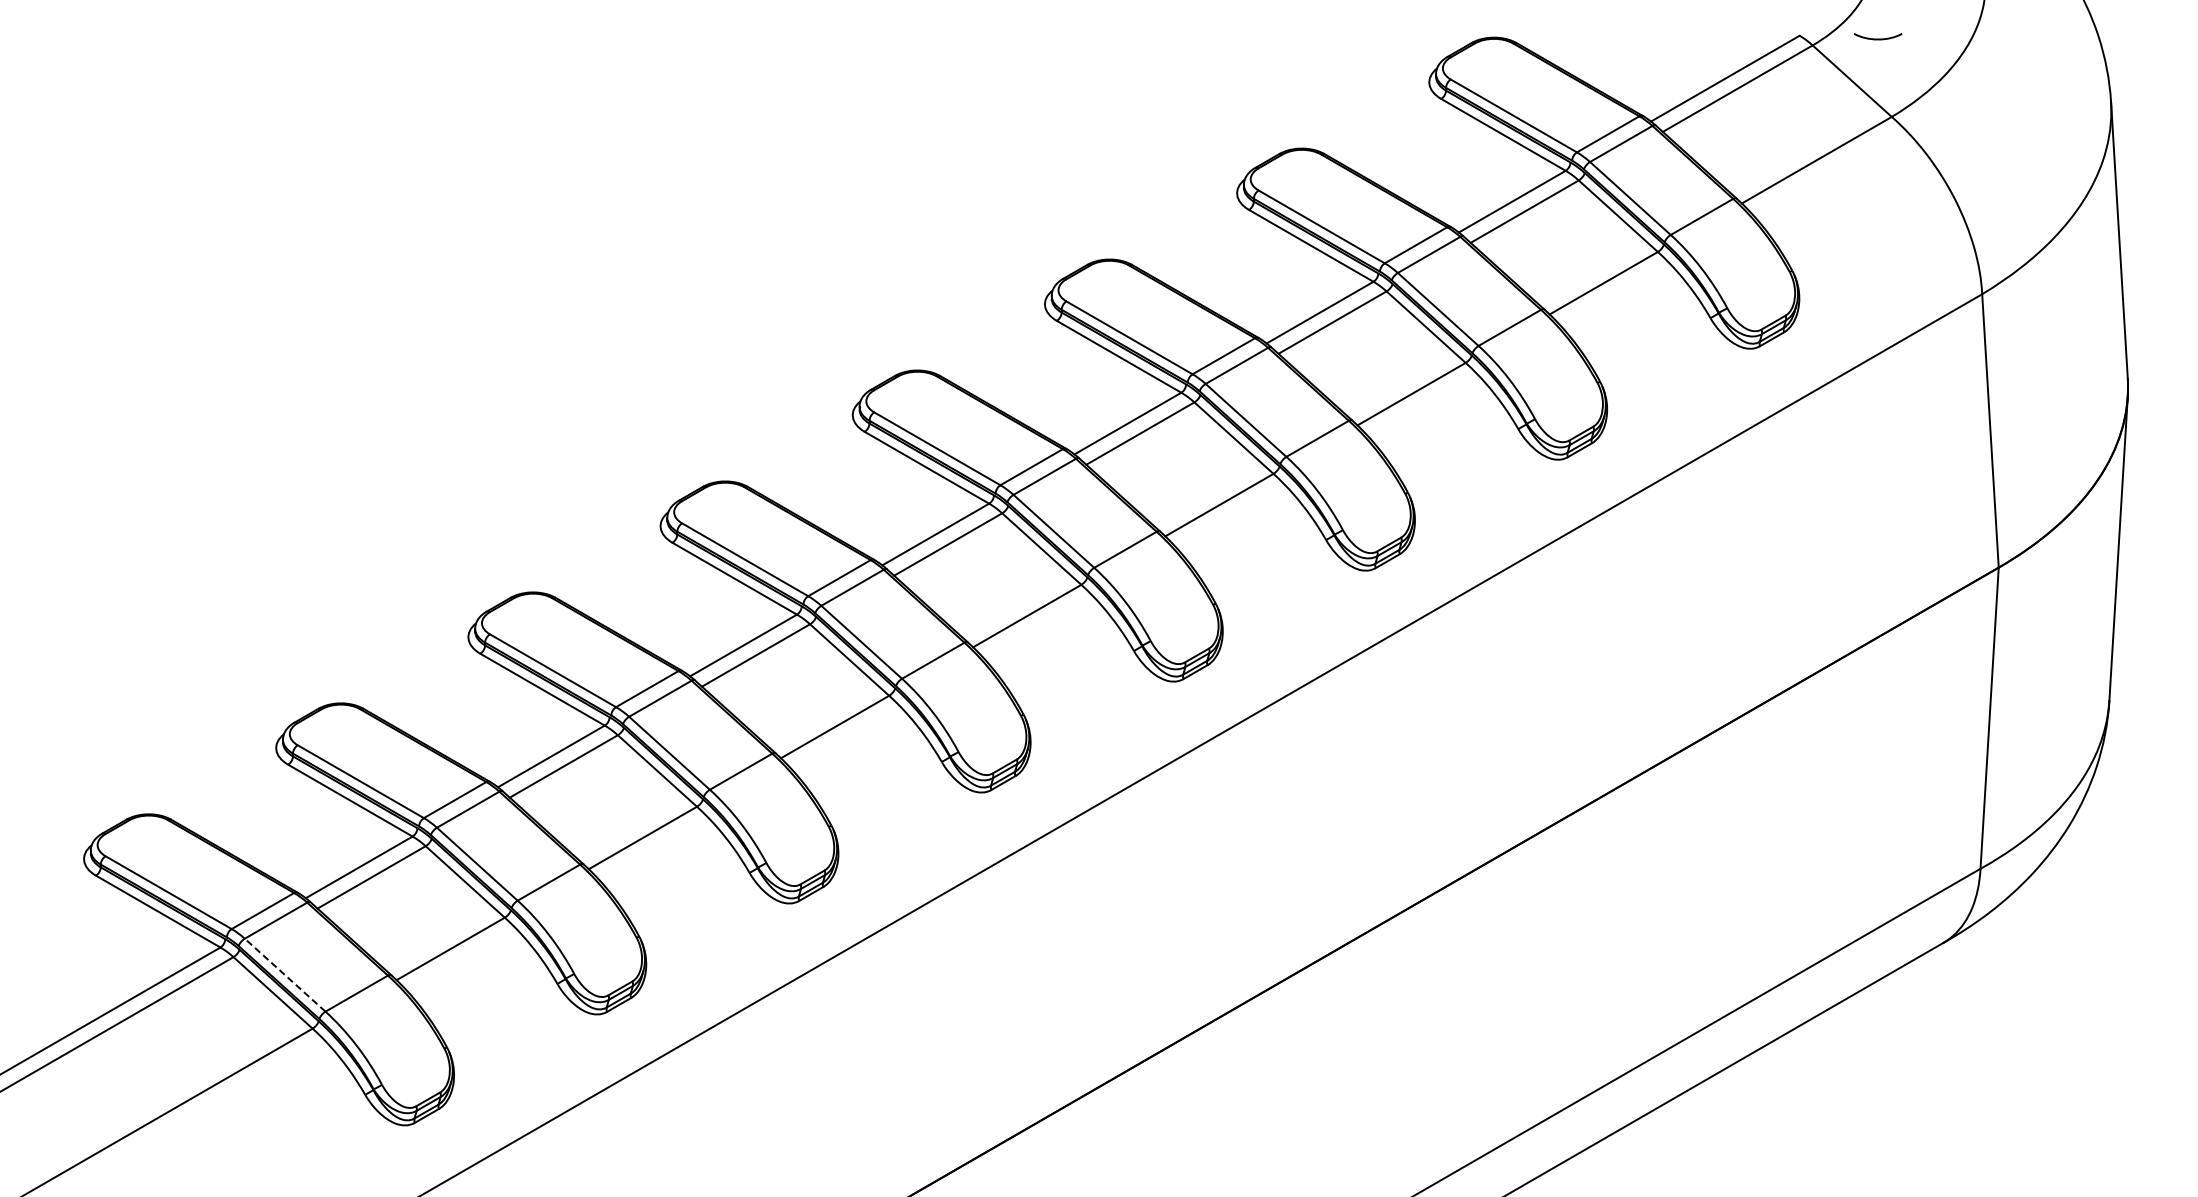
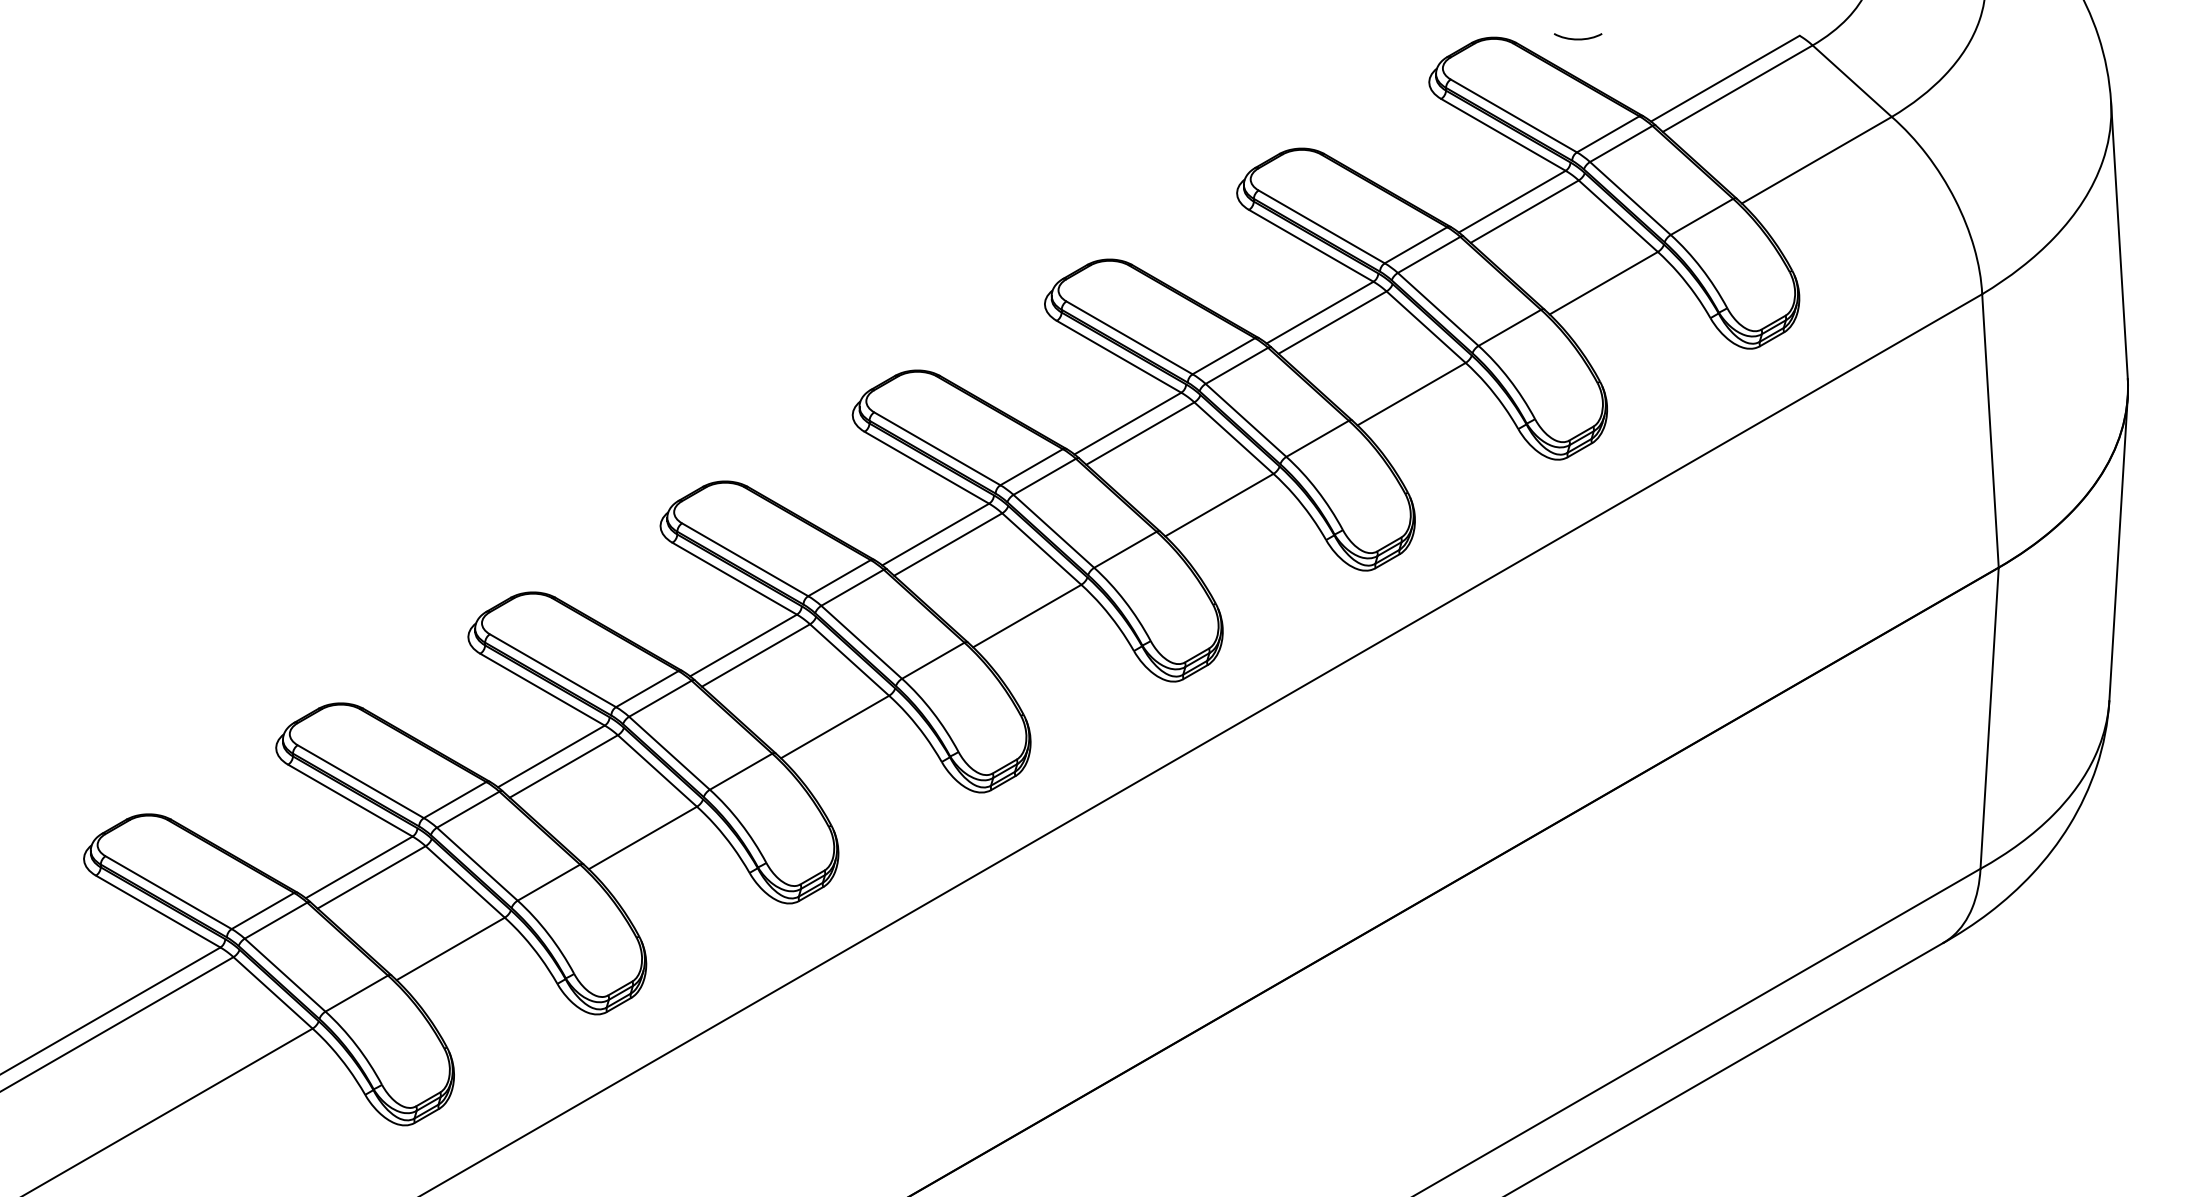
curve position: (1878, 38) -> (1578, 38) (1578, 38)
line: dashed -> solid (284, 974)
